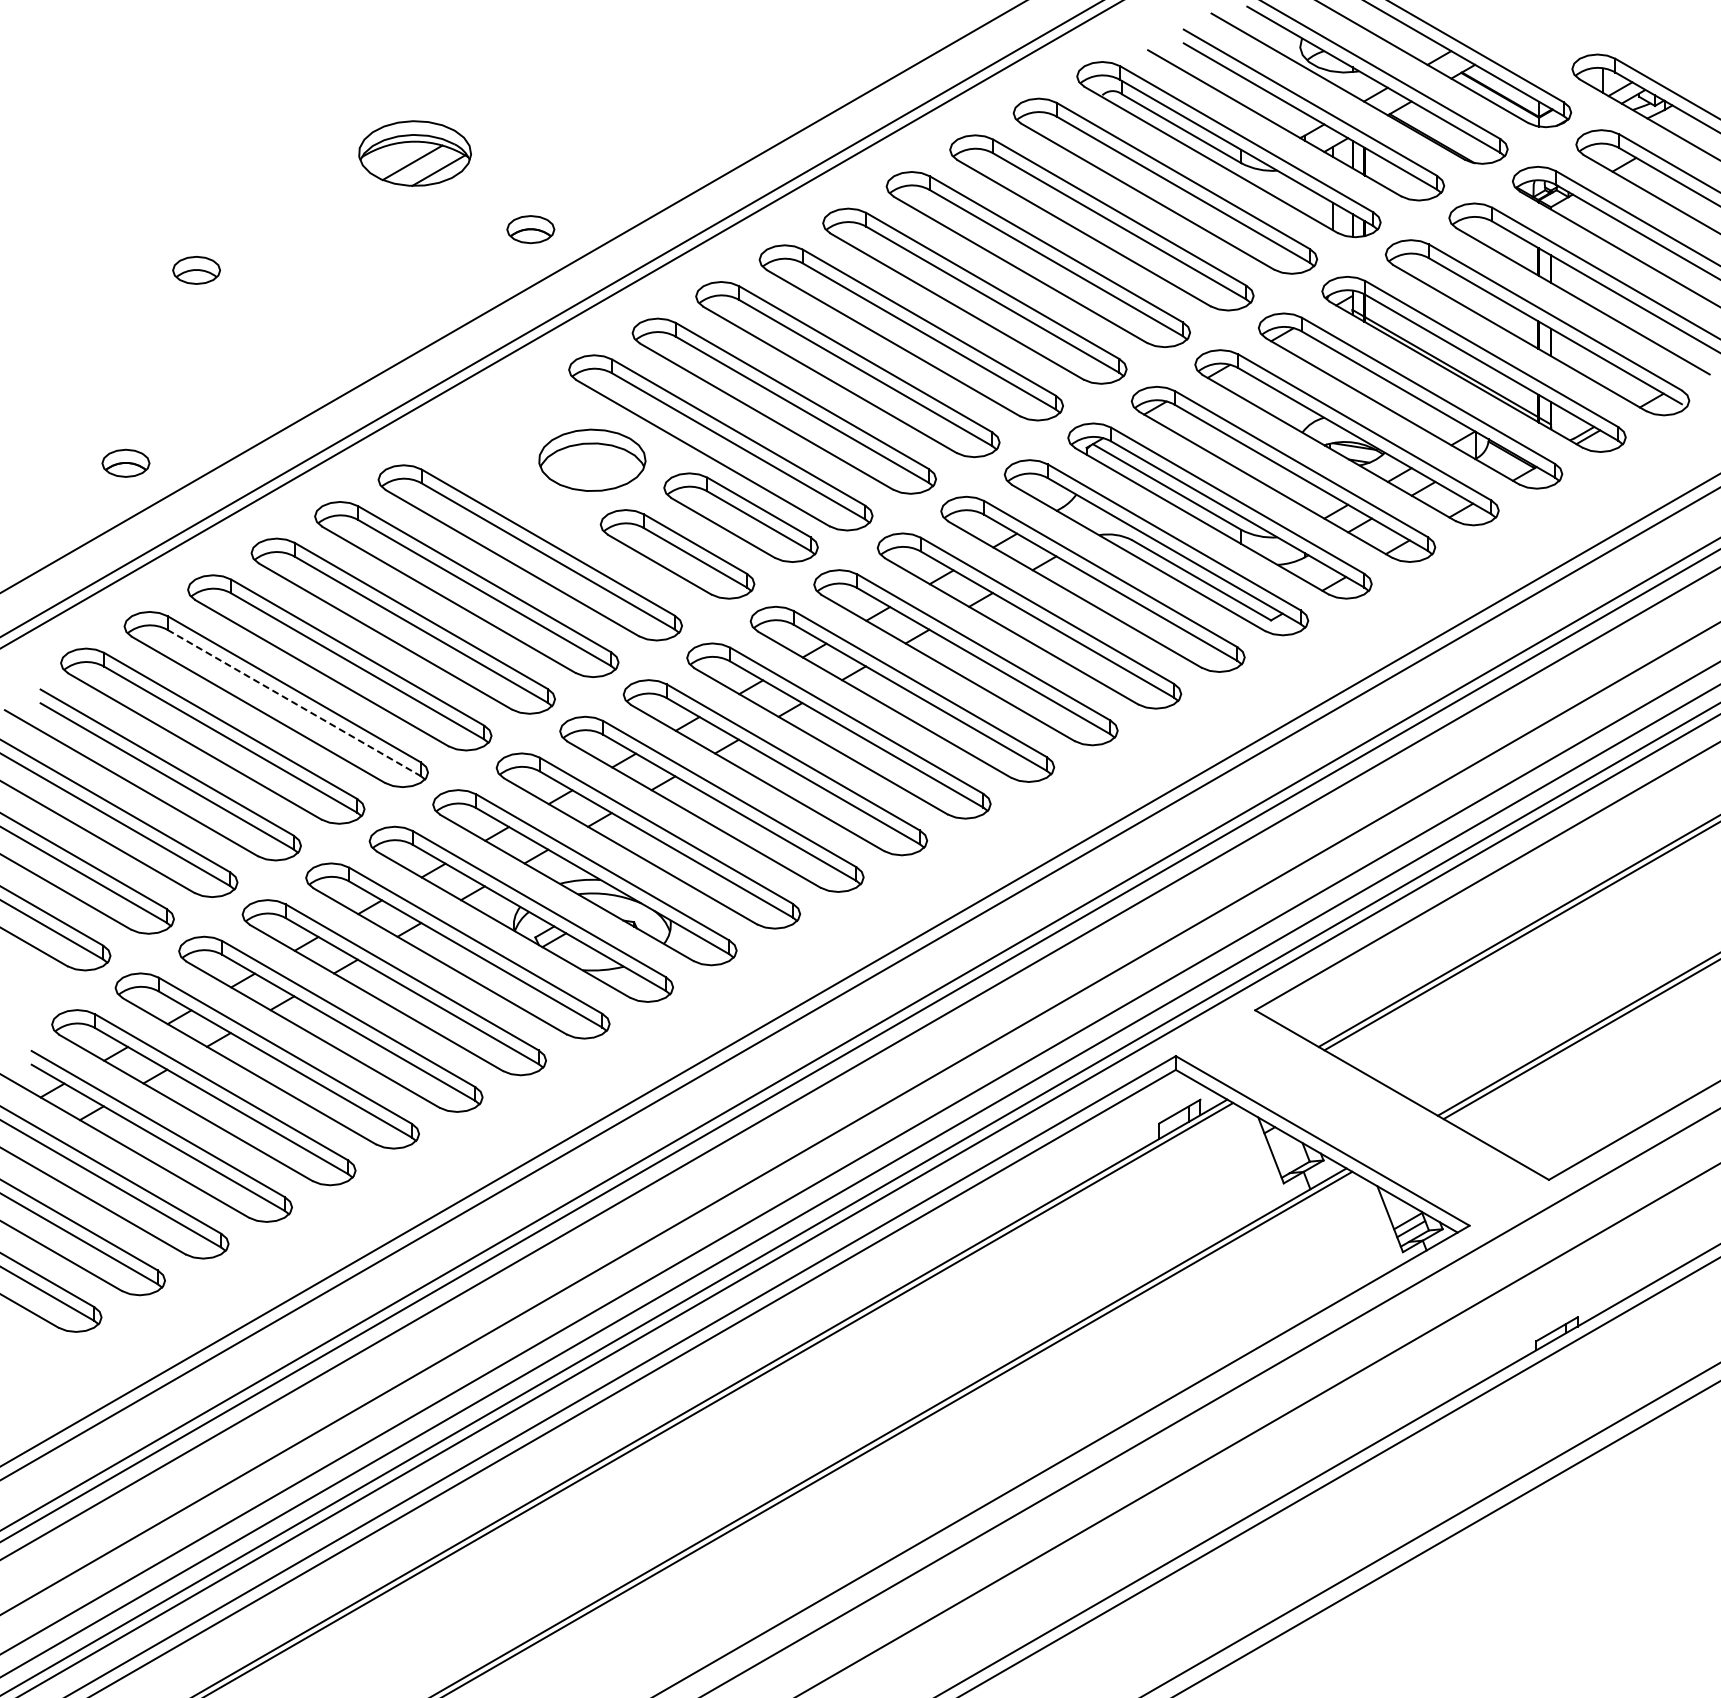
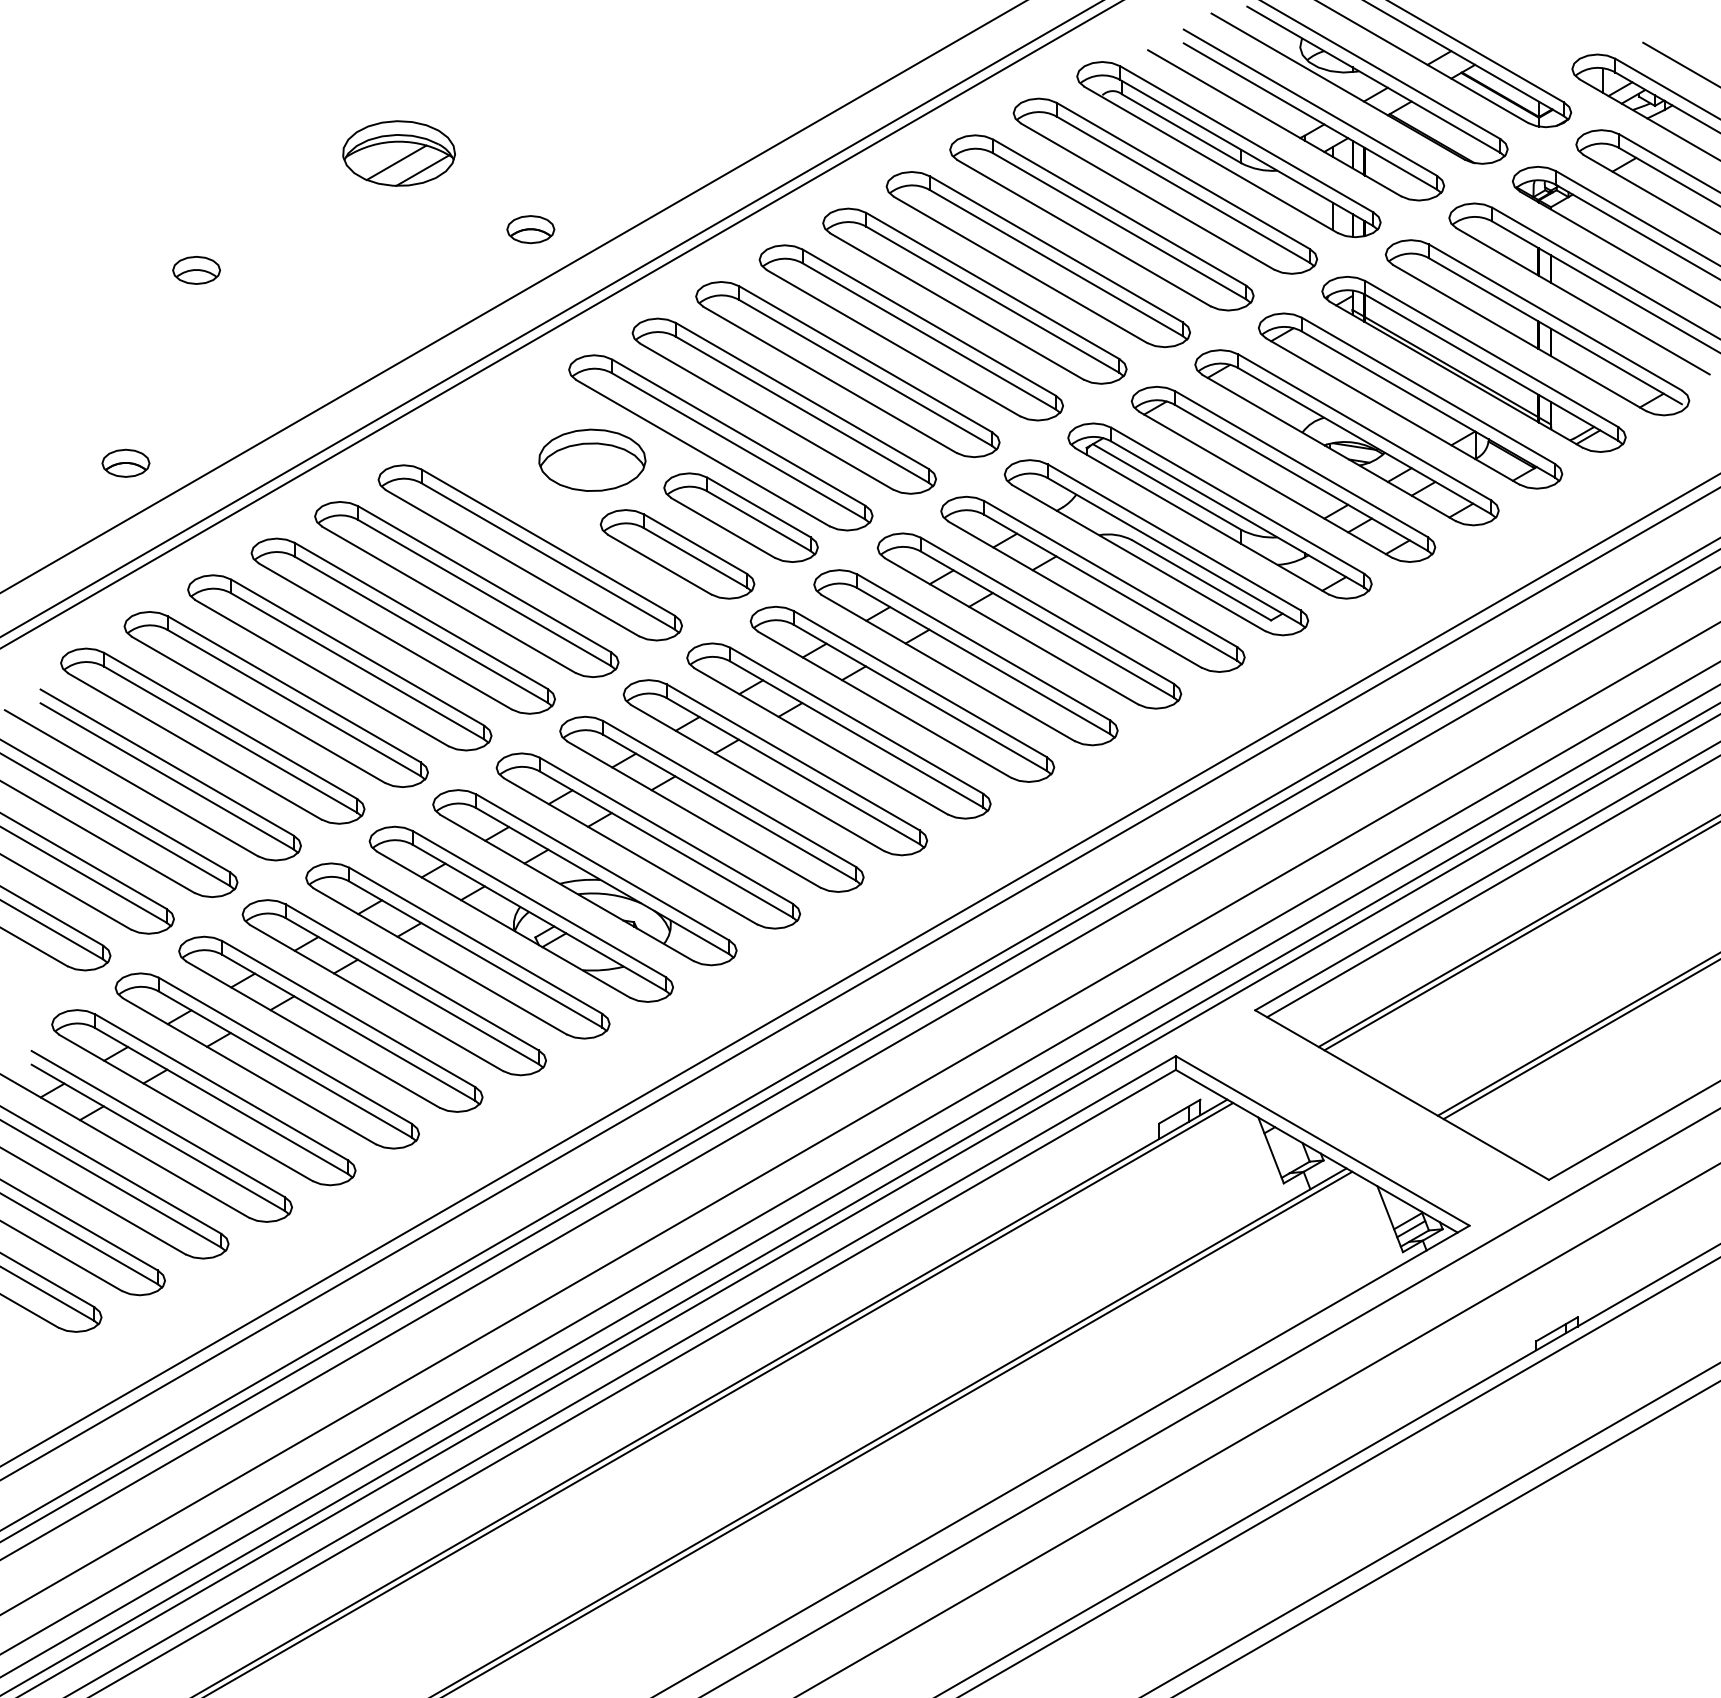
line: none -> present (1680, 63)
part position: (414, 153) -> (398, 153) (398, 153)
line: dashed -> solid (294, 703)
line: none -> present (1492, 887)
